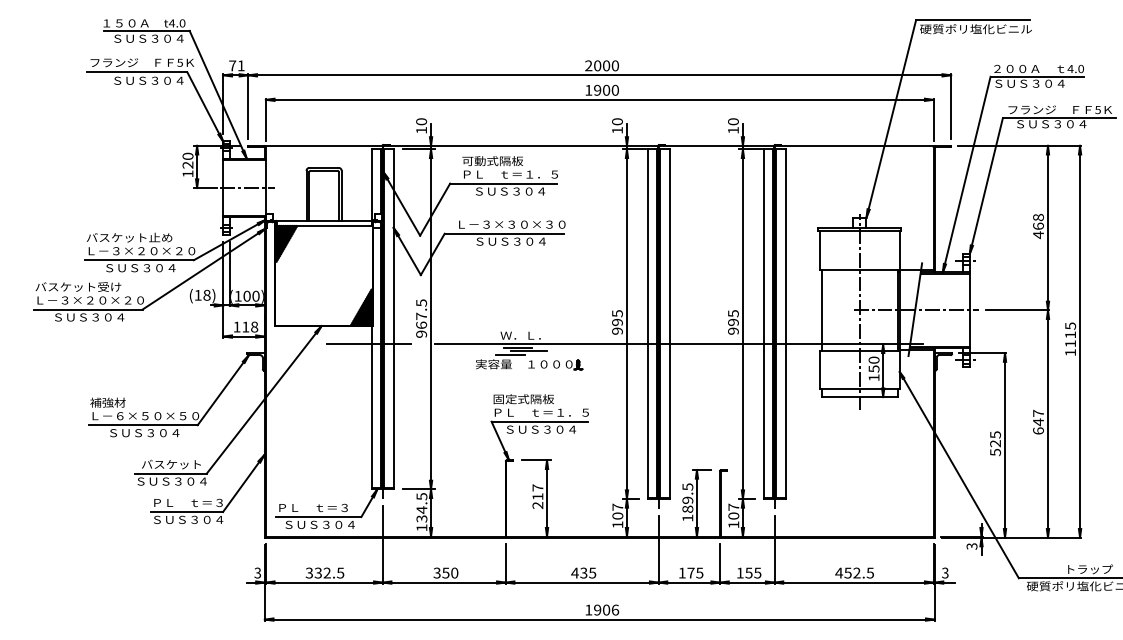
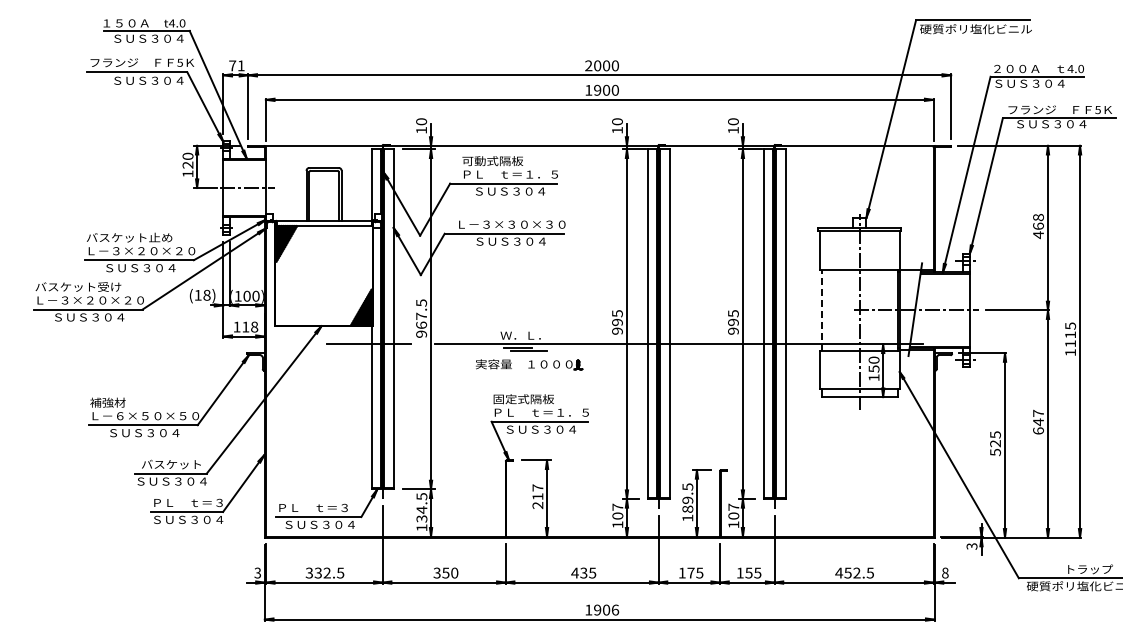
line: solid -> dashed (821, 310)
line: present -> none (510, 354)
text: 3 -> 8 (945, 572)
